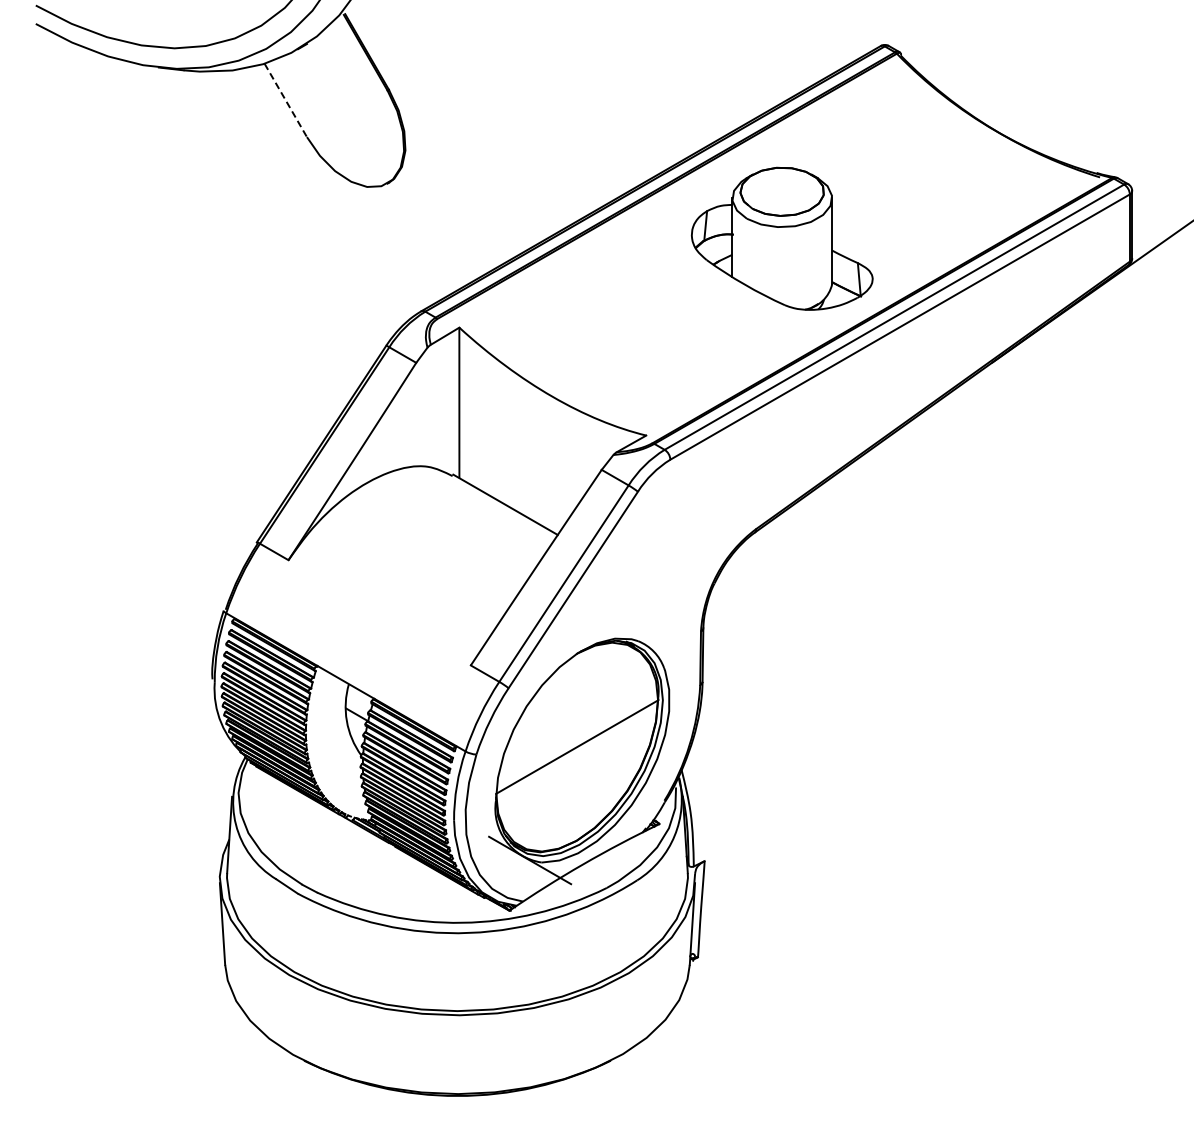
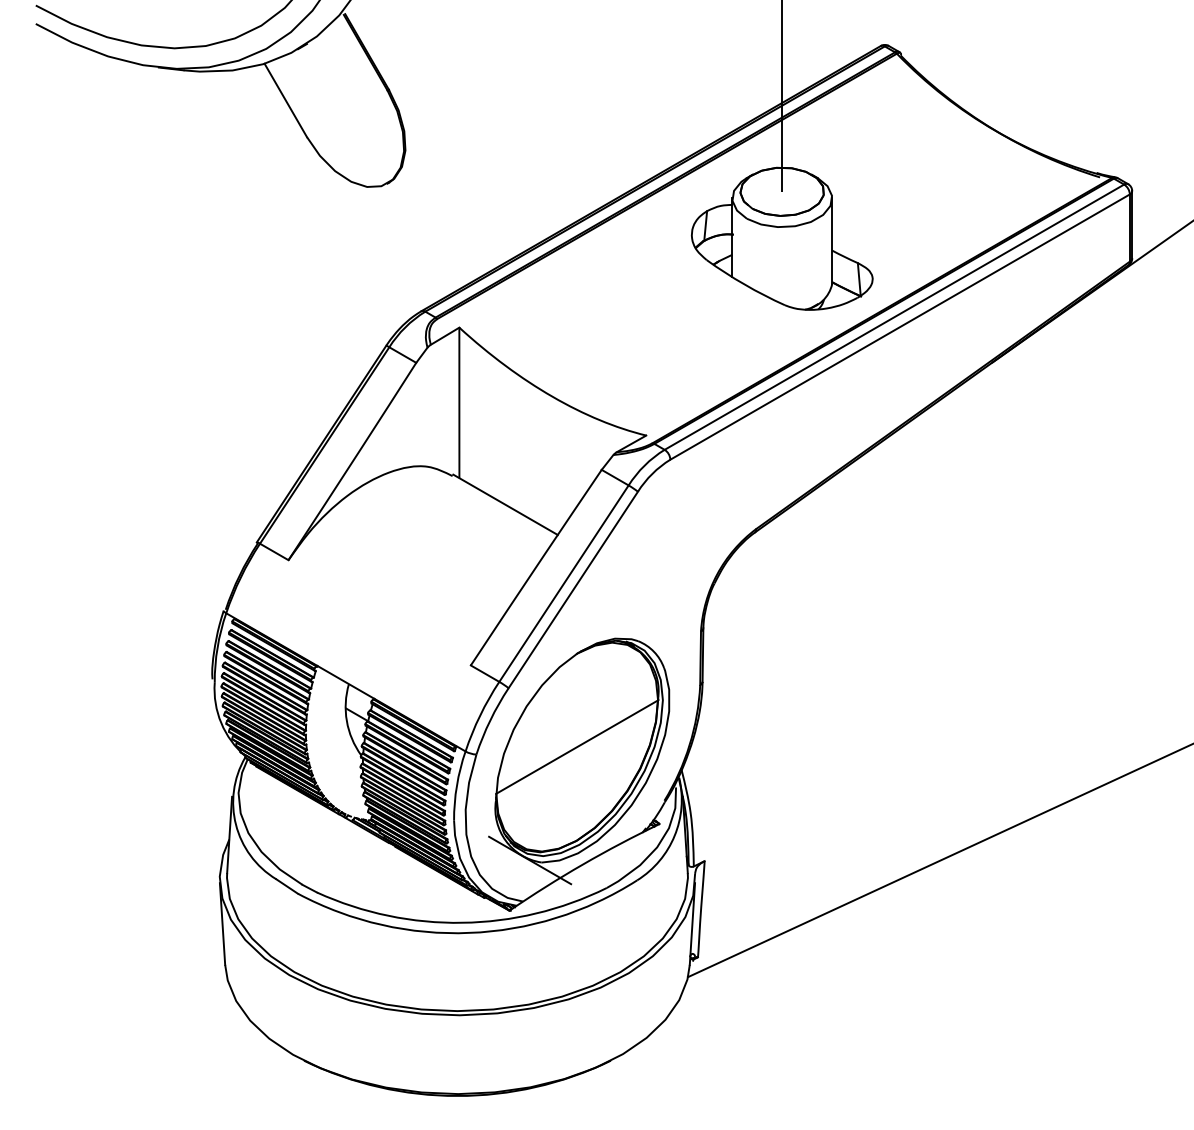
line: none -> present (782, 96)
line: dashed -> solid (286, 100)
line: none -> present (939, 861)
